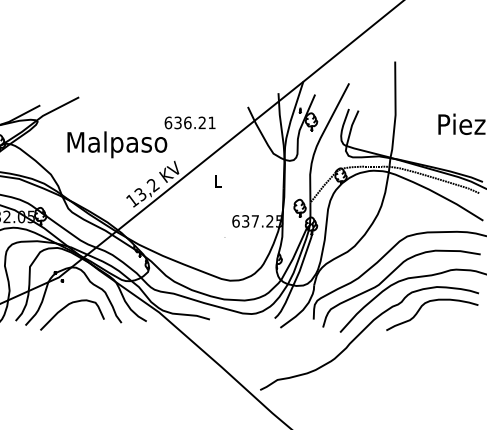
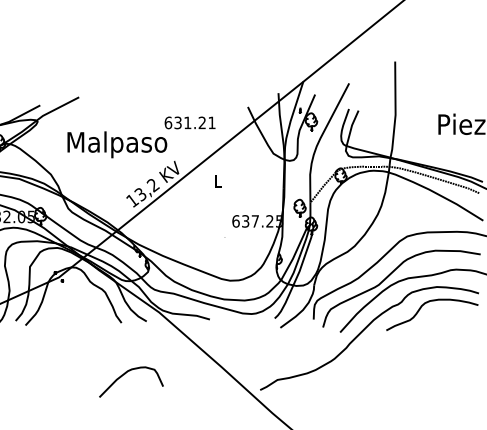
text: 636.21 -> 631.21 (187, 122)
curve position: (66, 307) -> (125, 374) (125, 374)
